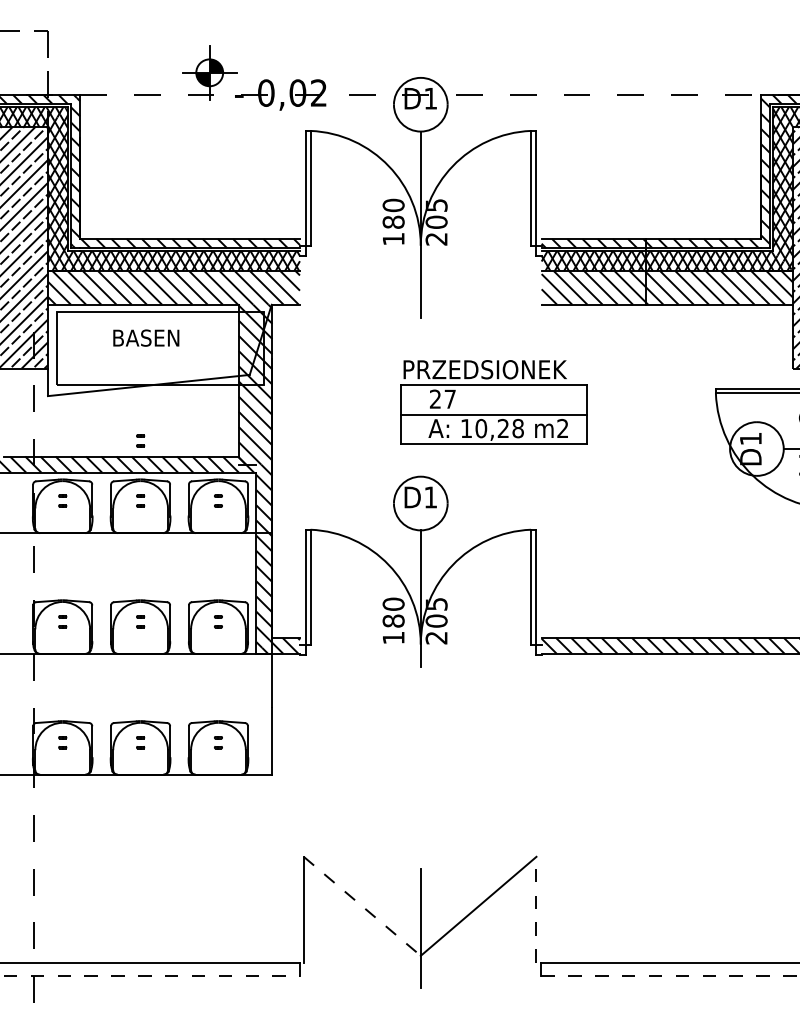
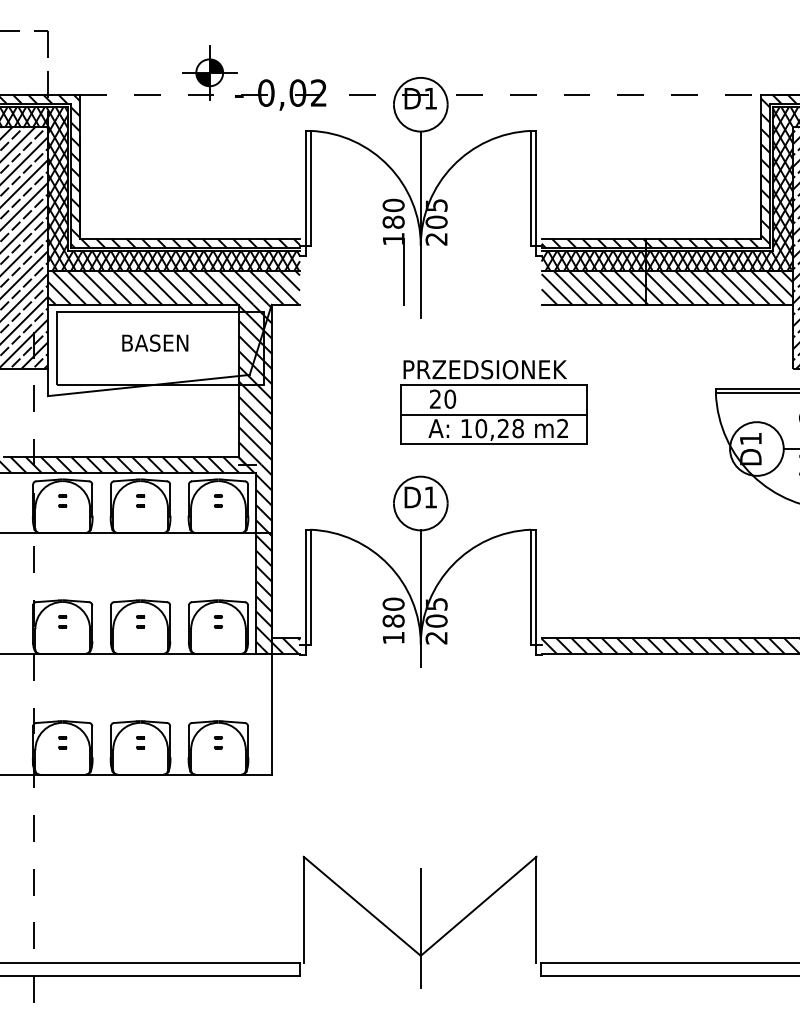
line: none -> present (404, 271)
text position: (146, 337) -> (155, 342) (155, 342)
text: 27 -> 20 (450, 398)
part: present -> none (140, 440)
line: dashed -> solid (362, 906)
line: dashed -> solid (536, 909)
line: dashed -> solid (150, 976)
line: dashed -> solid (671, 976)
